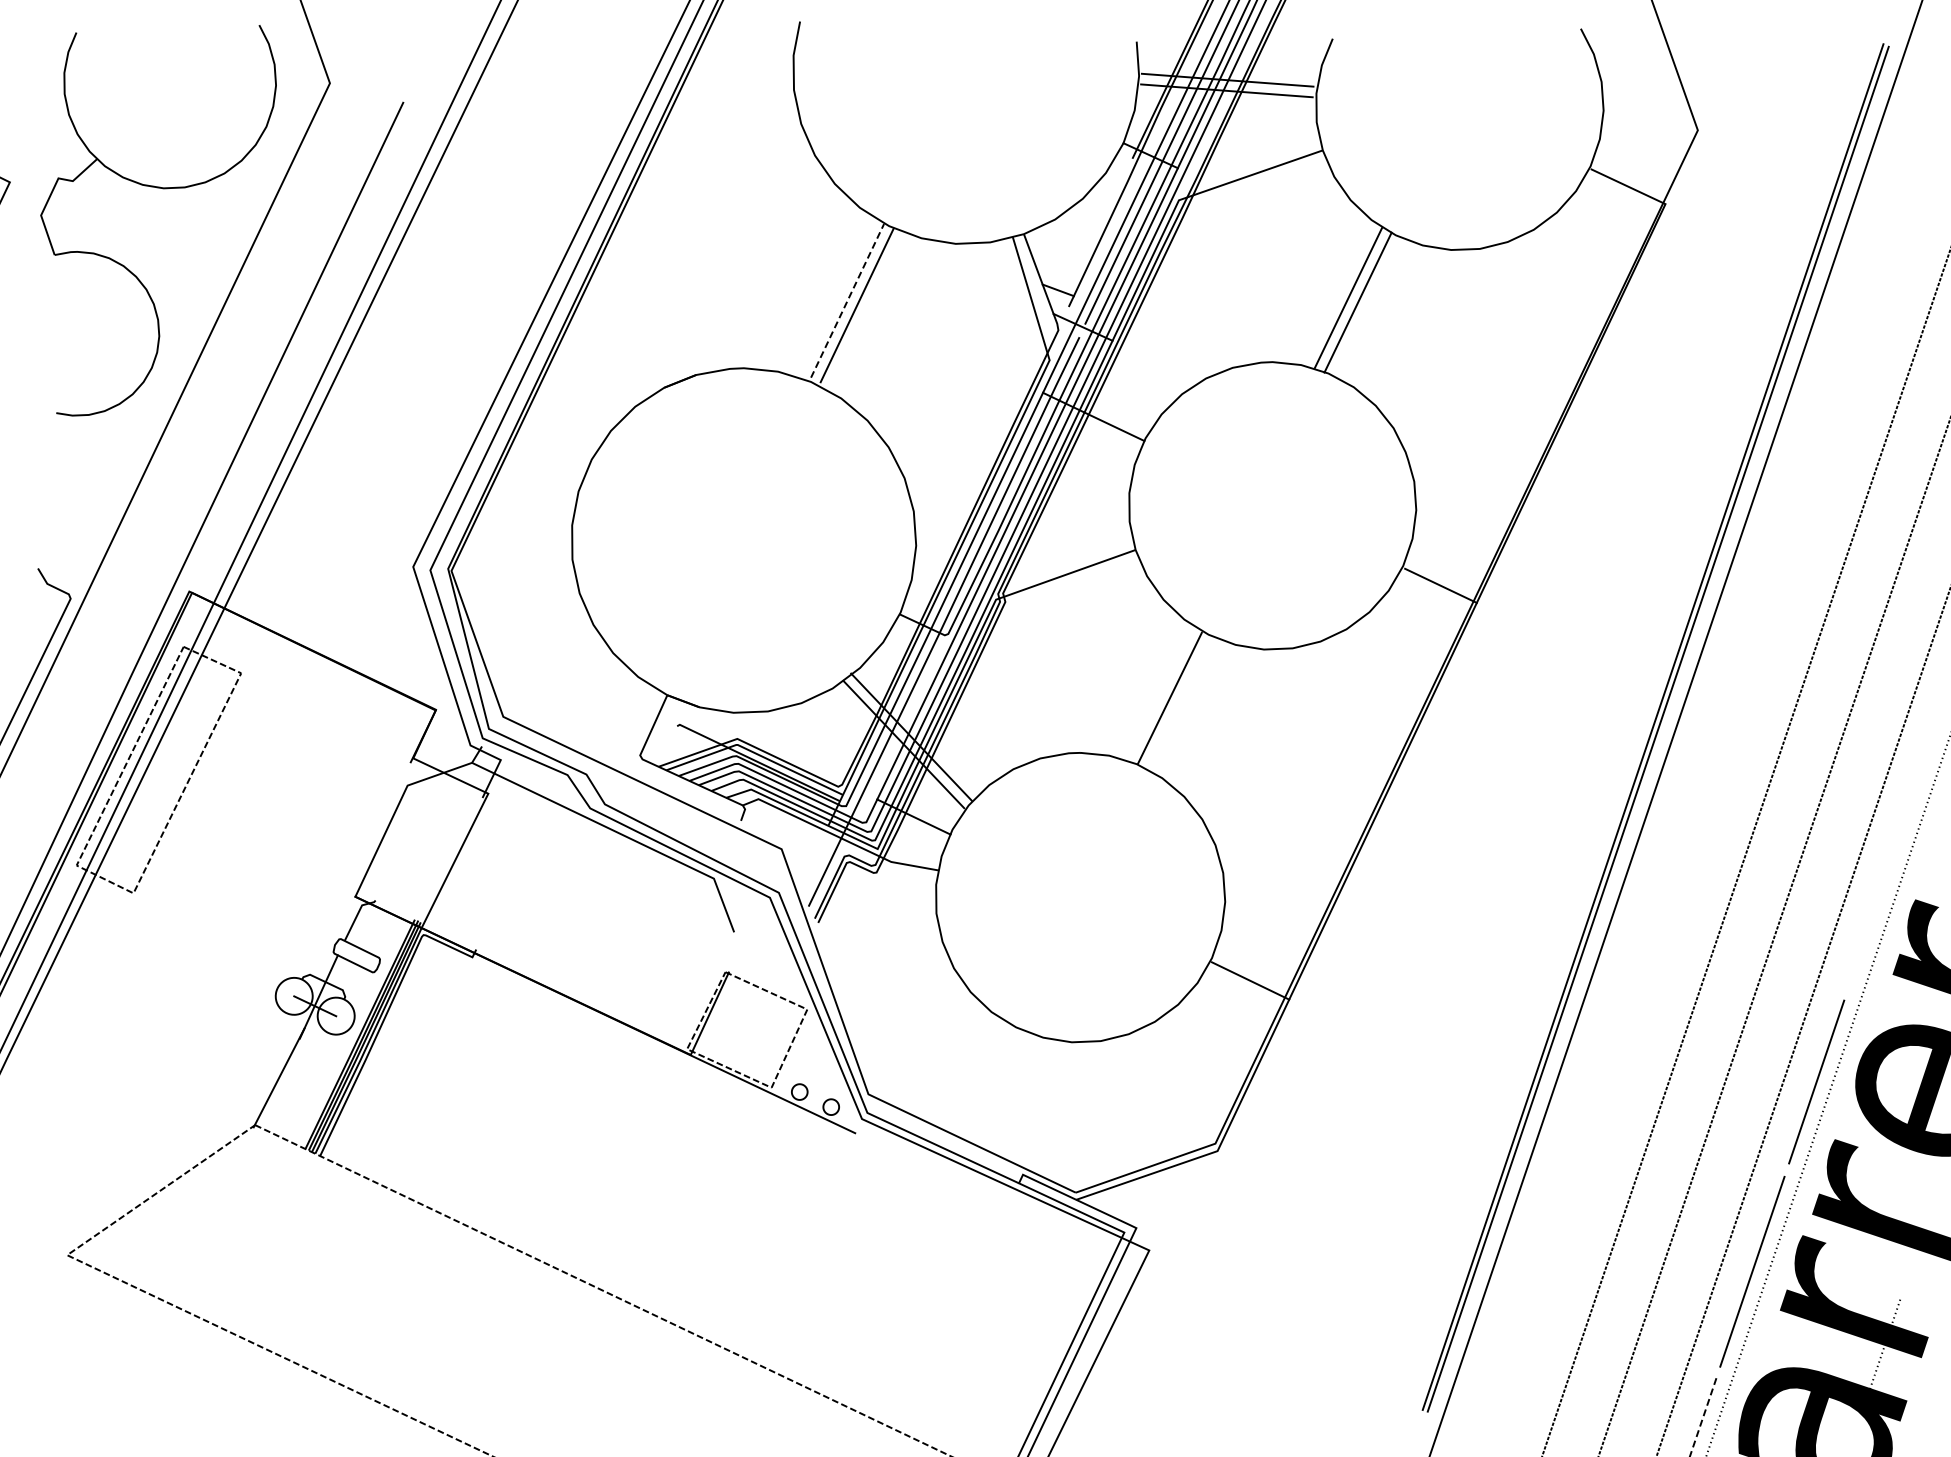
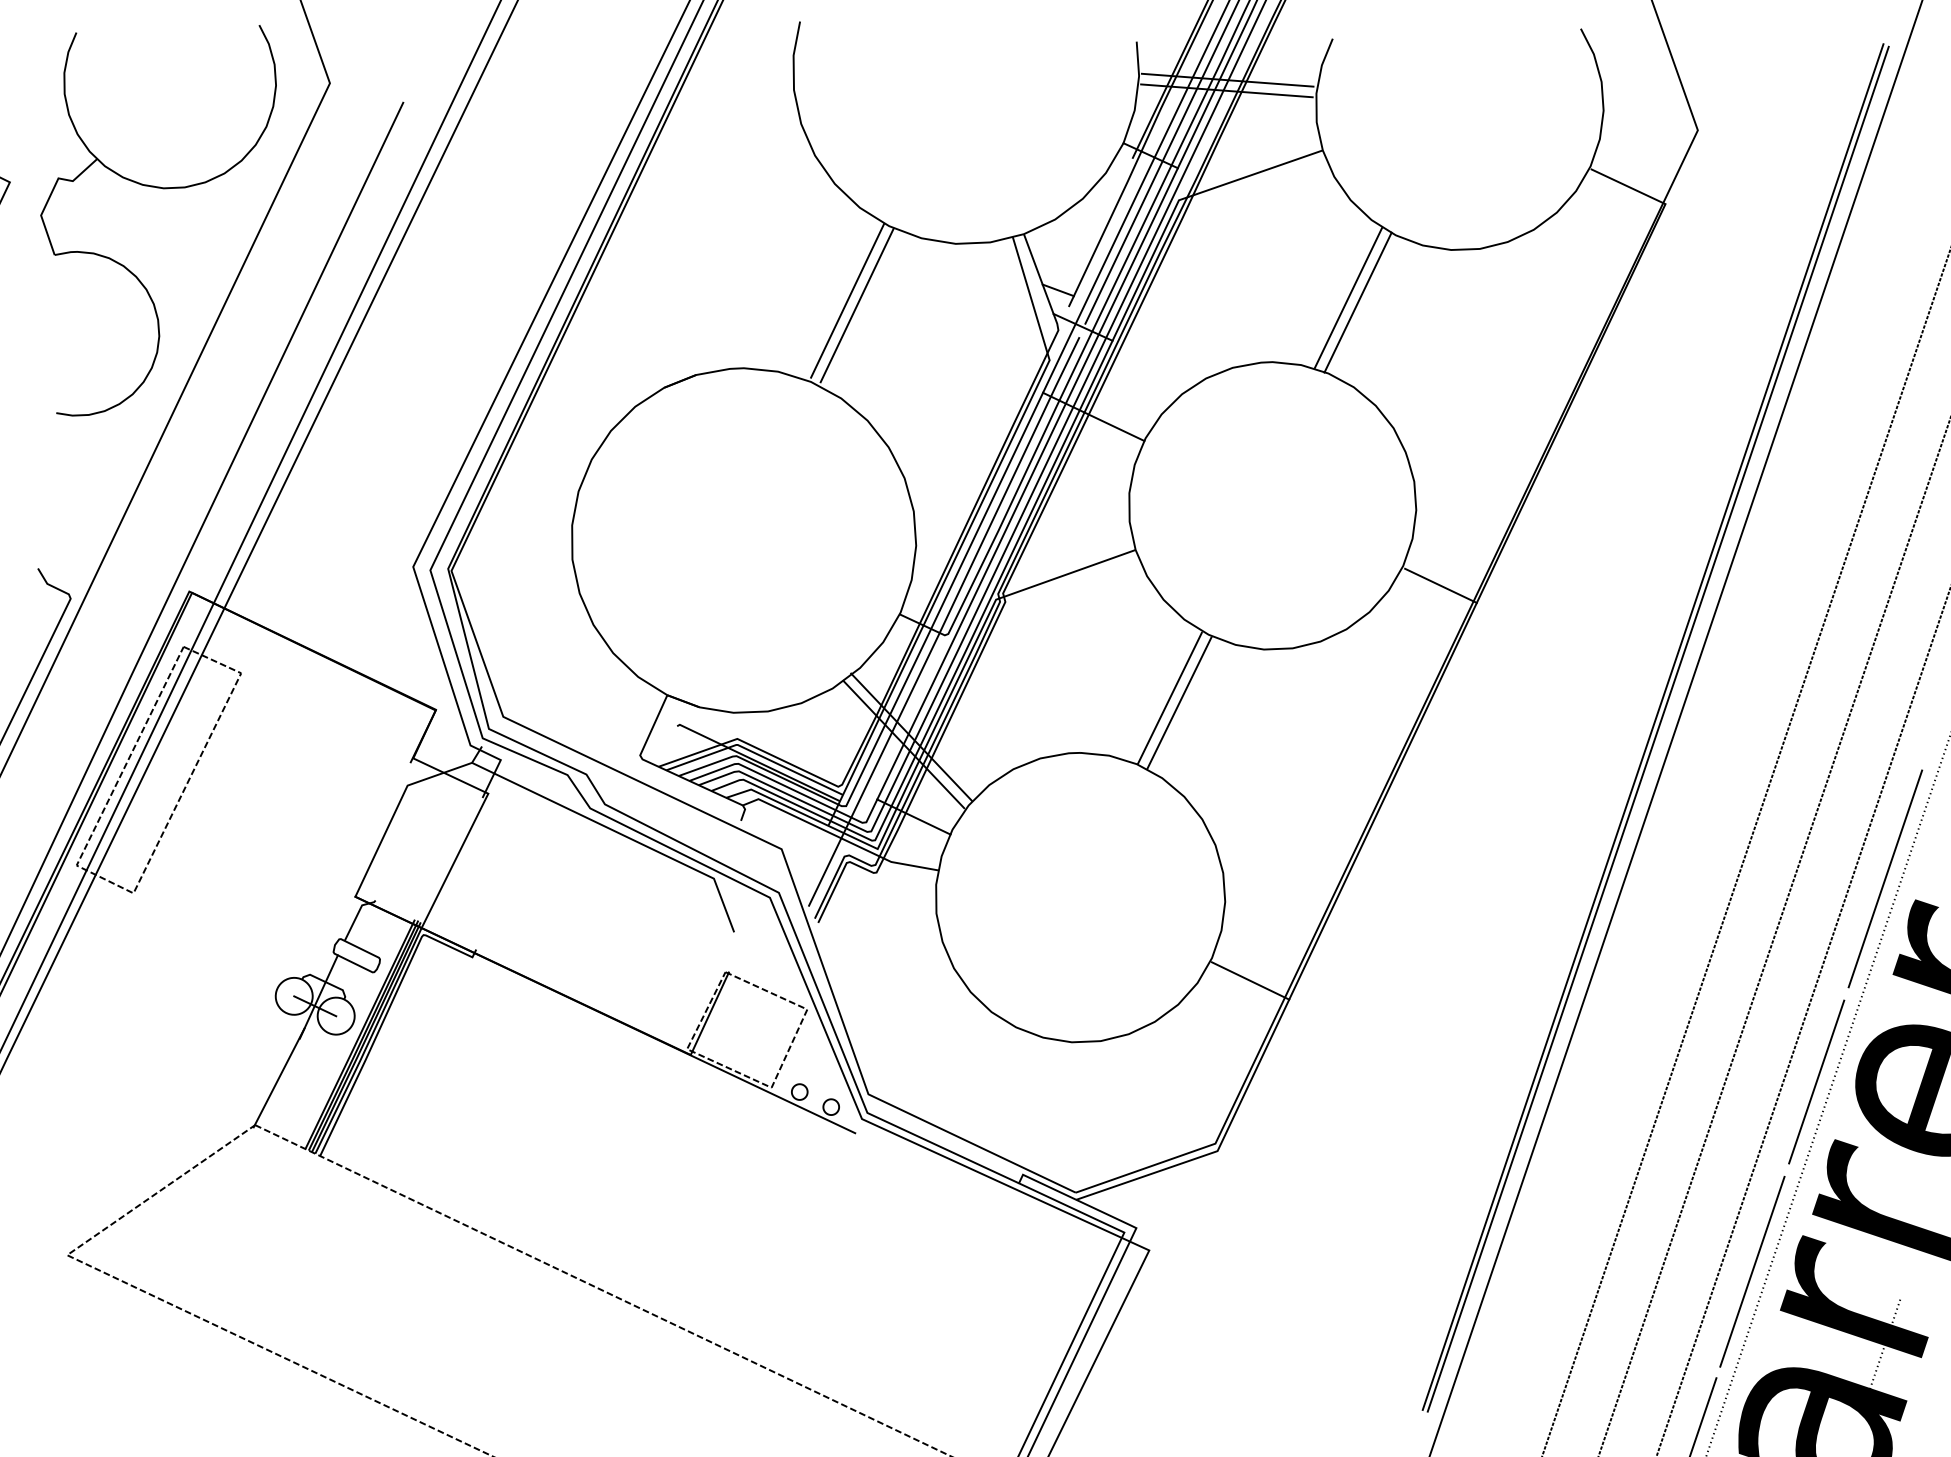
line: dashed -> solid (847, 300)
line: none -> present (1179, 702)
line: none -> present (1885, 878)
line: dashed -> solid (1702, 1417)
